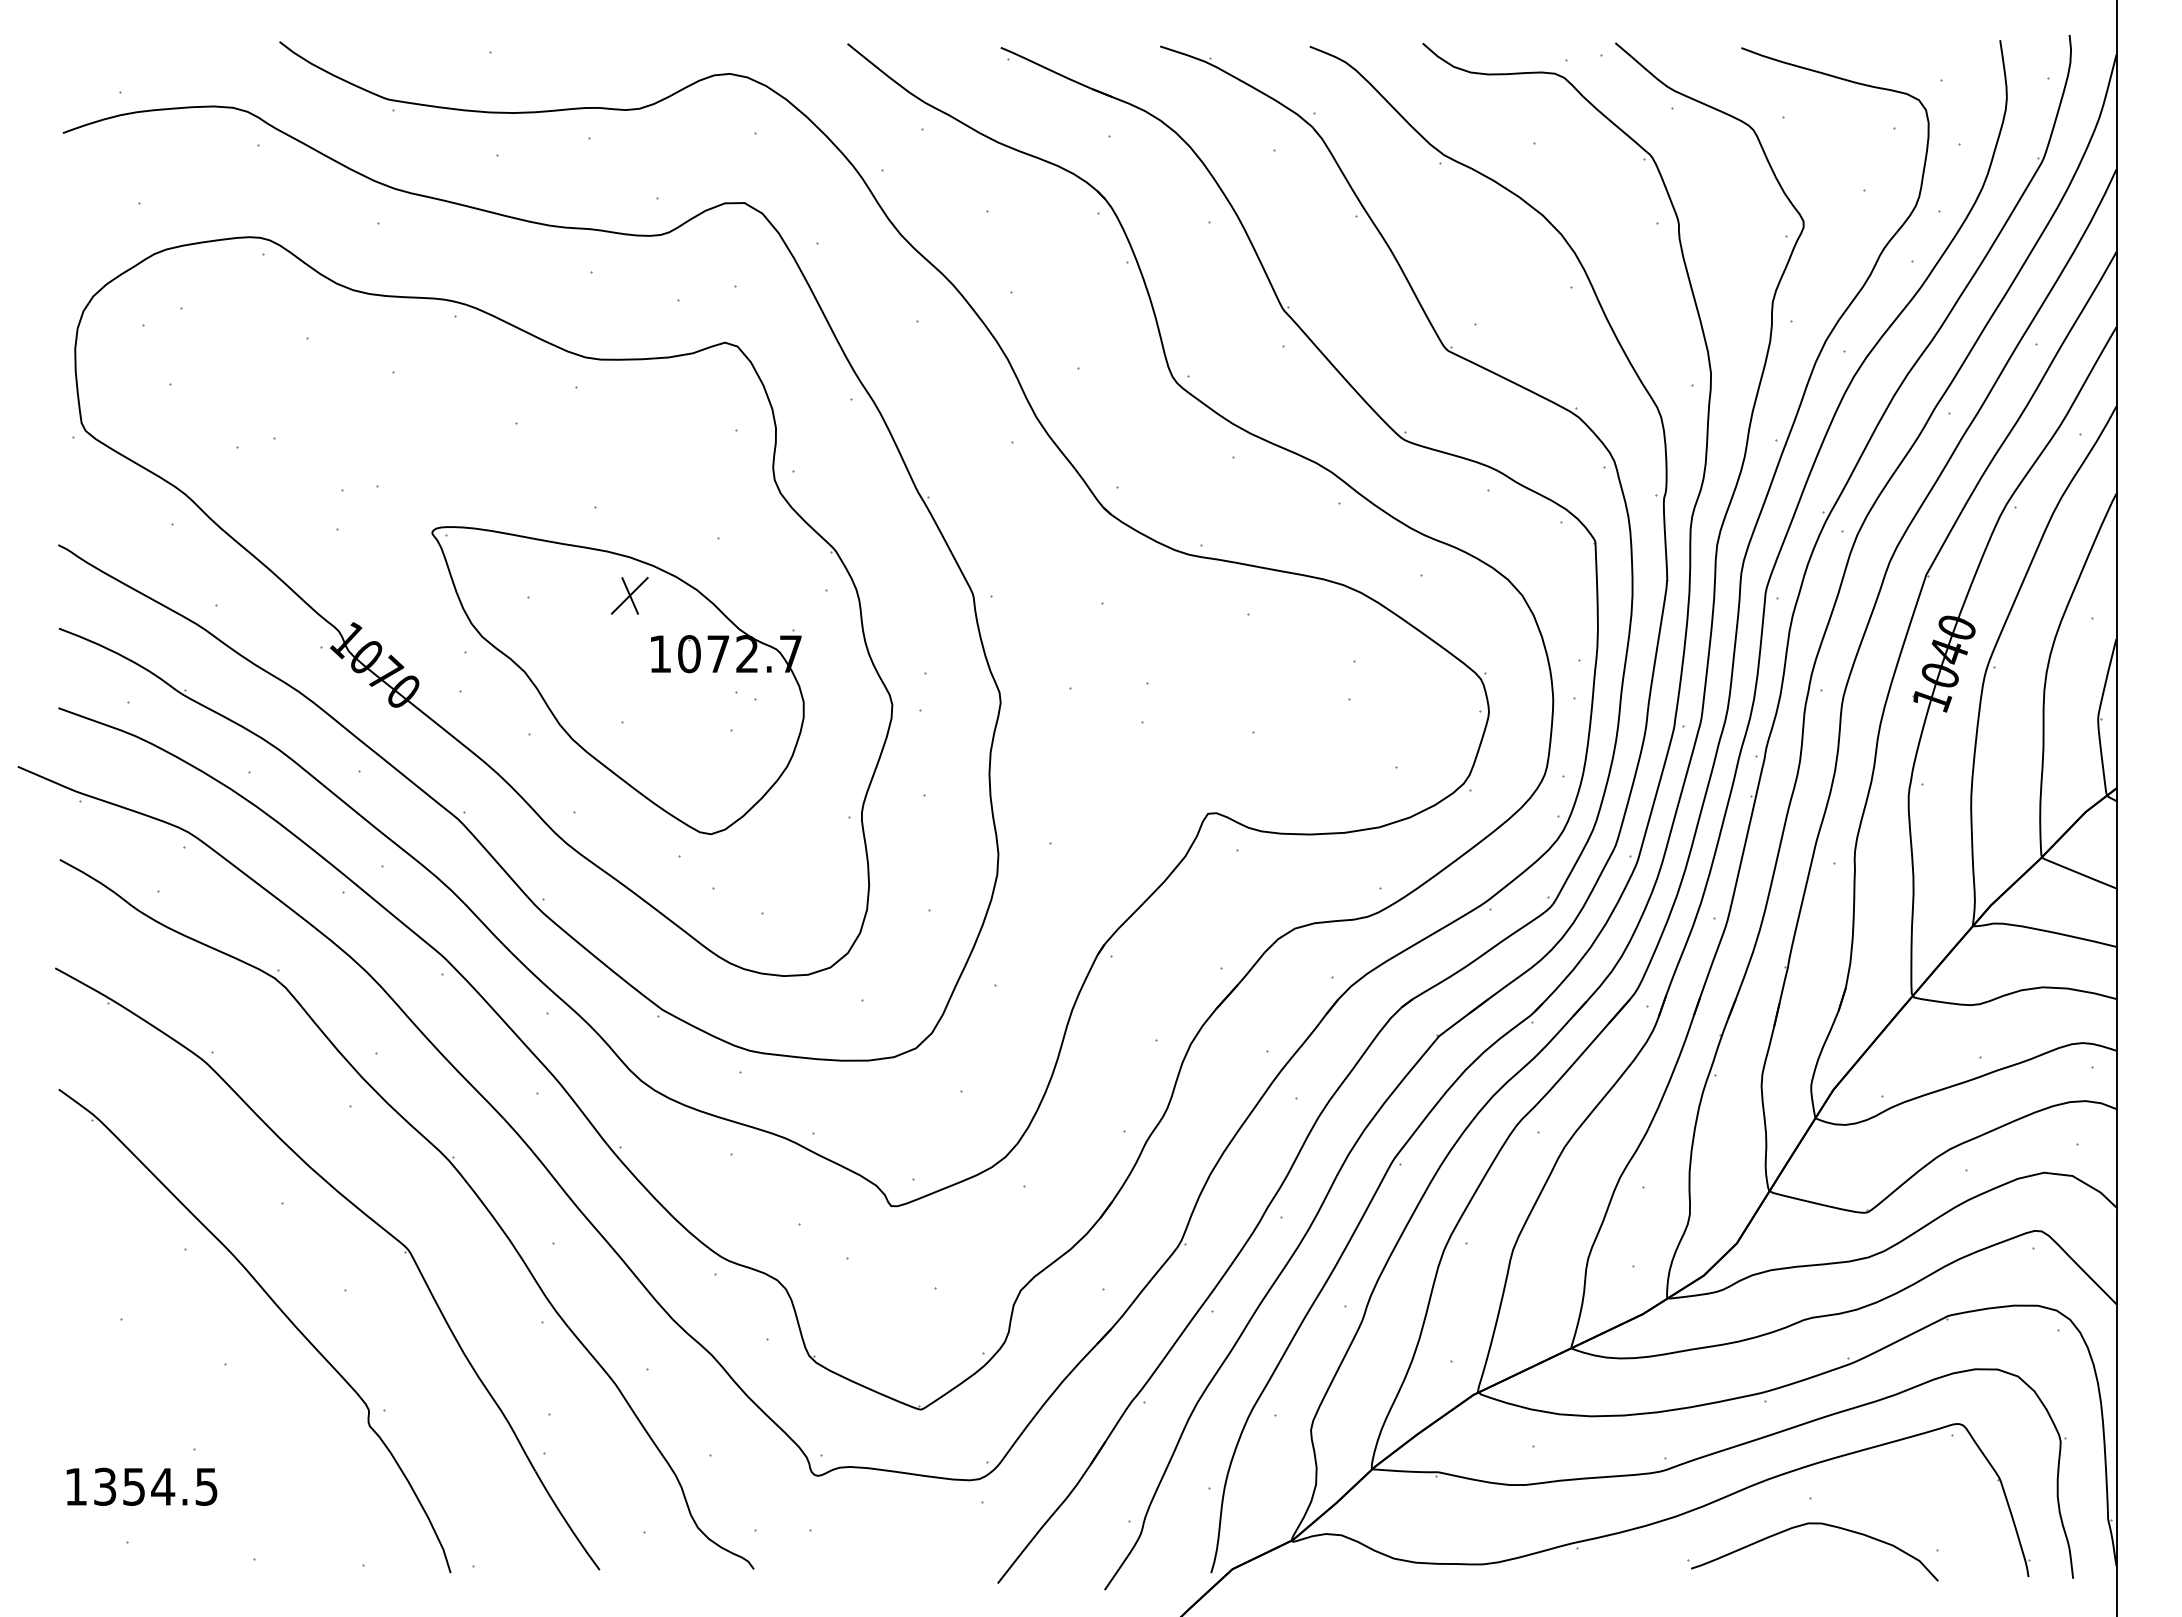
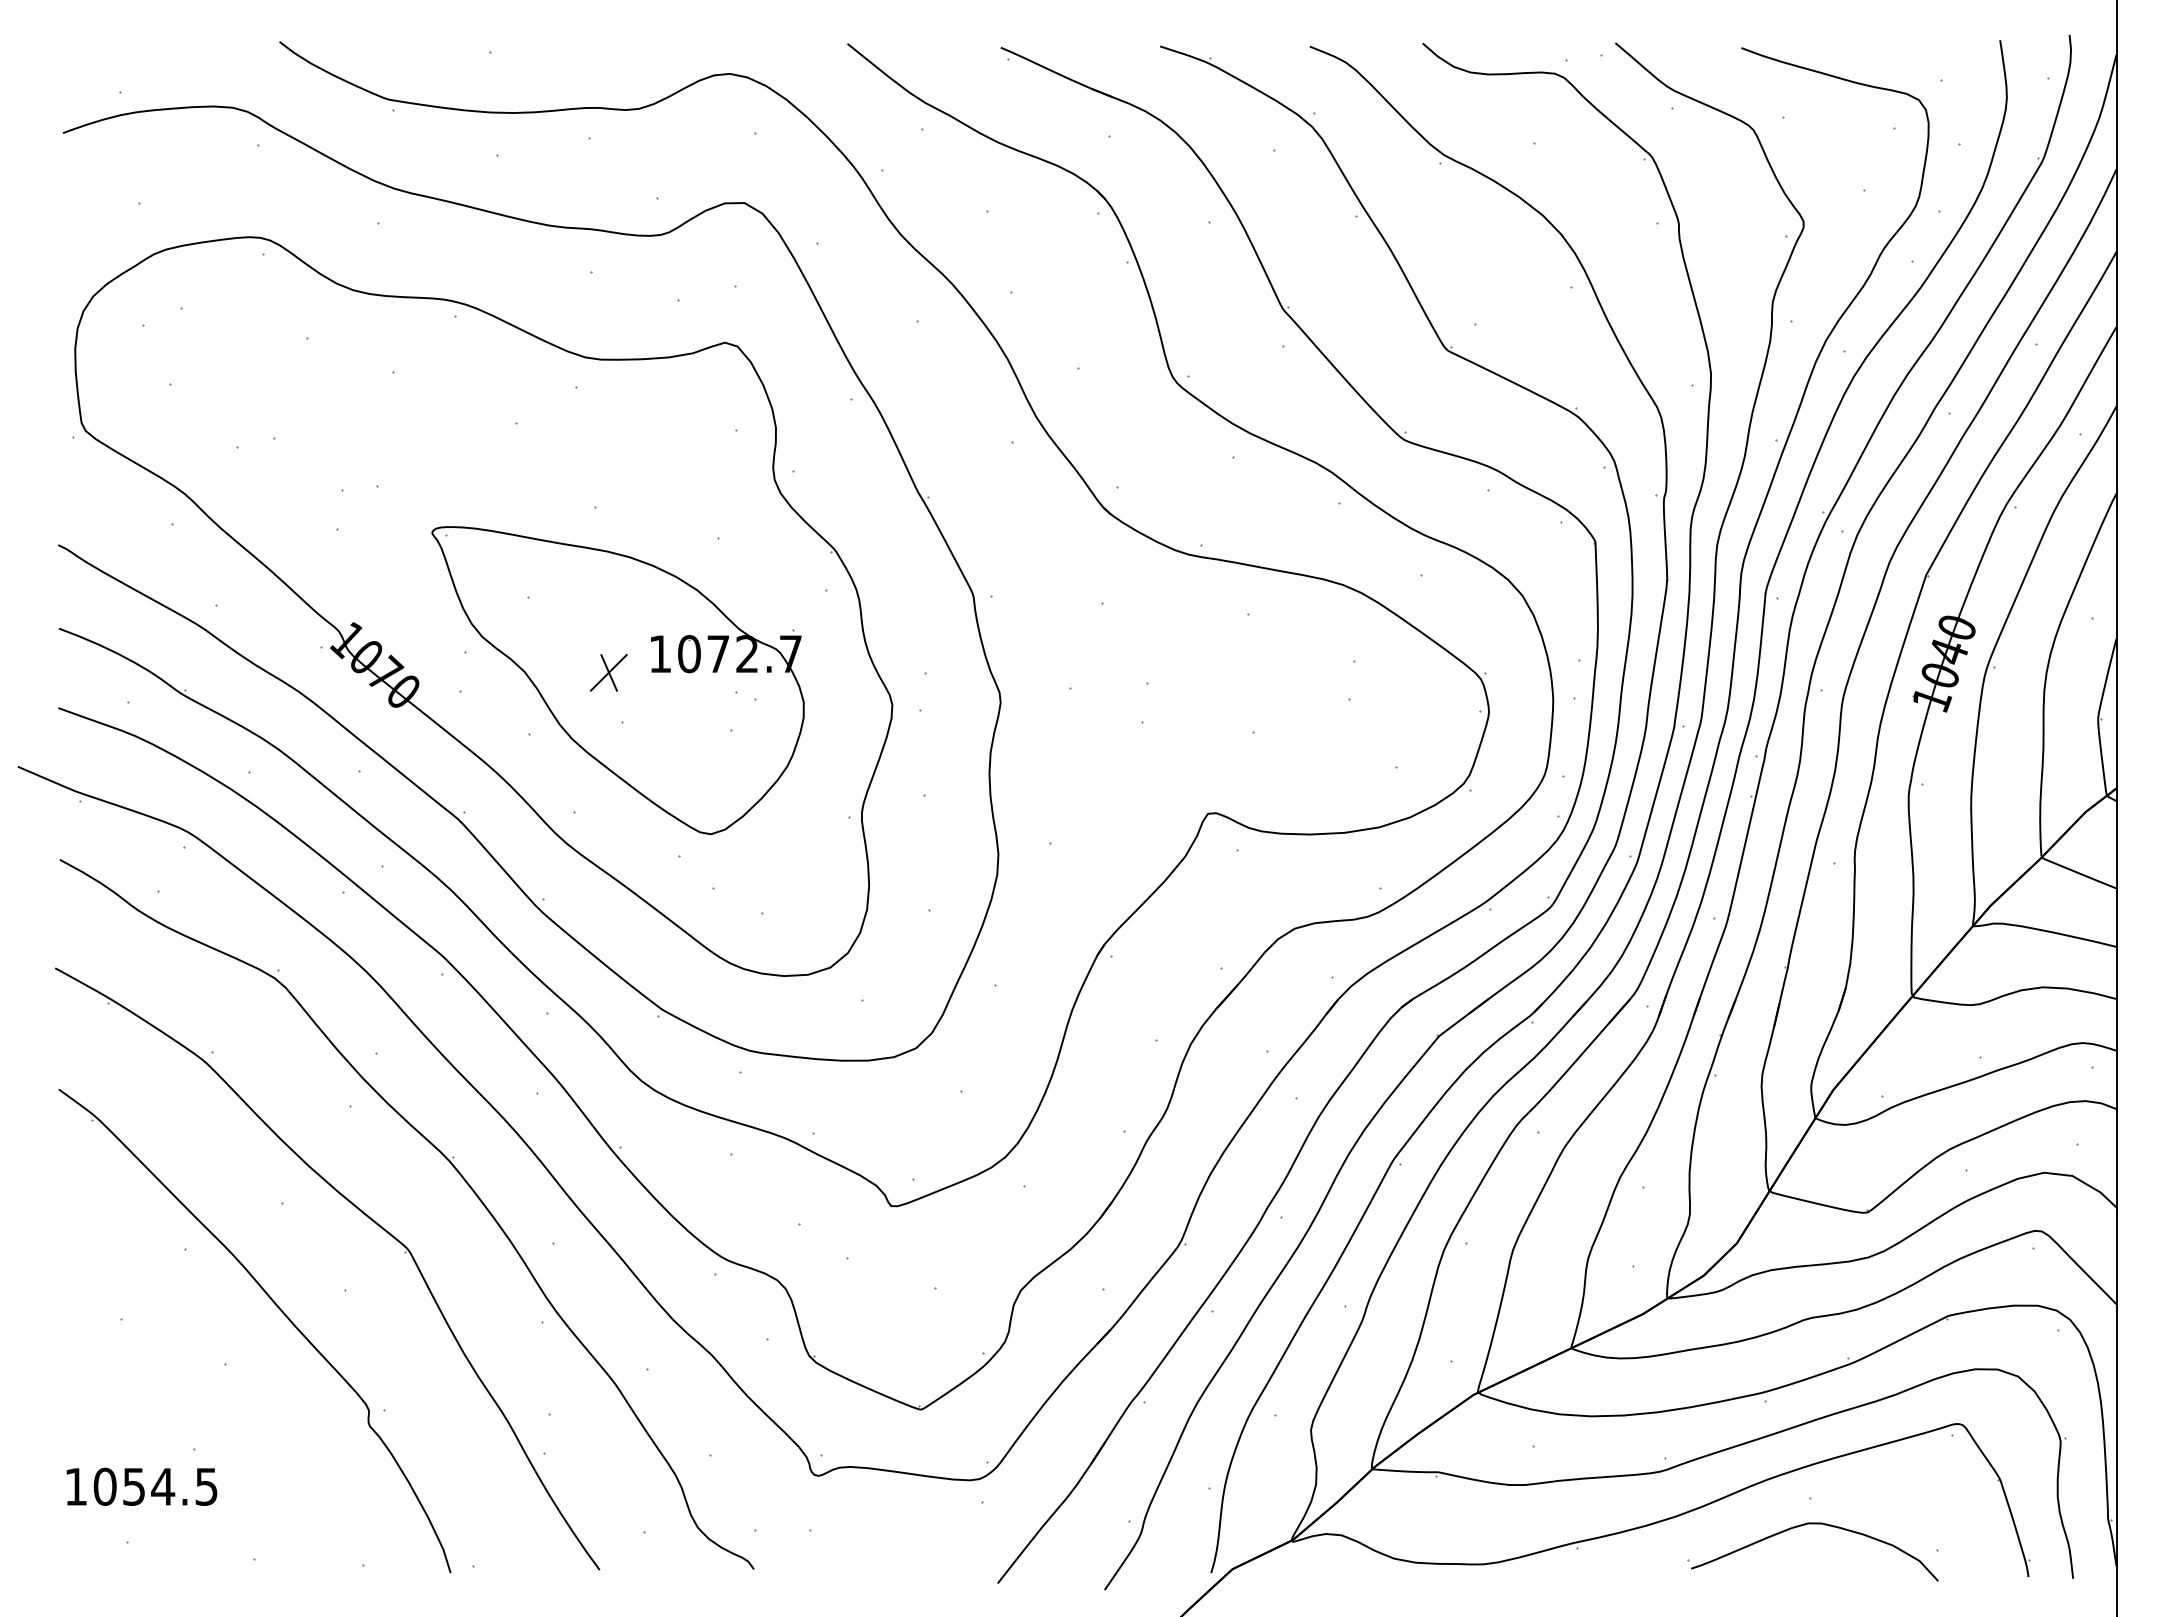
part position: (629, 595) -> (608, 672) (608, 672)
text: 1354.5 -> 1054.5 (104, 1486)
